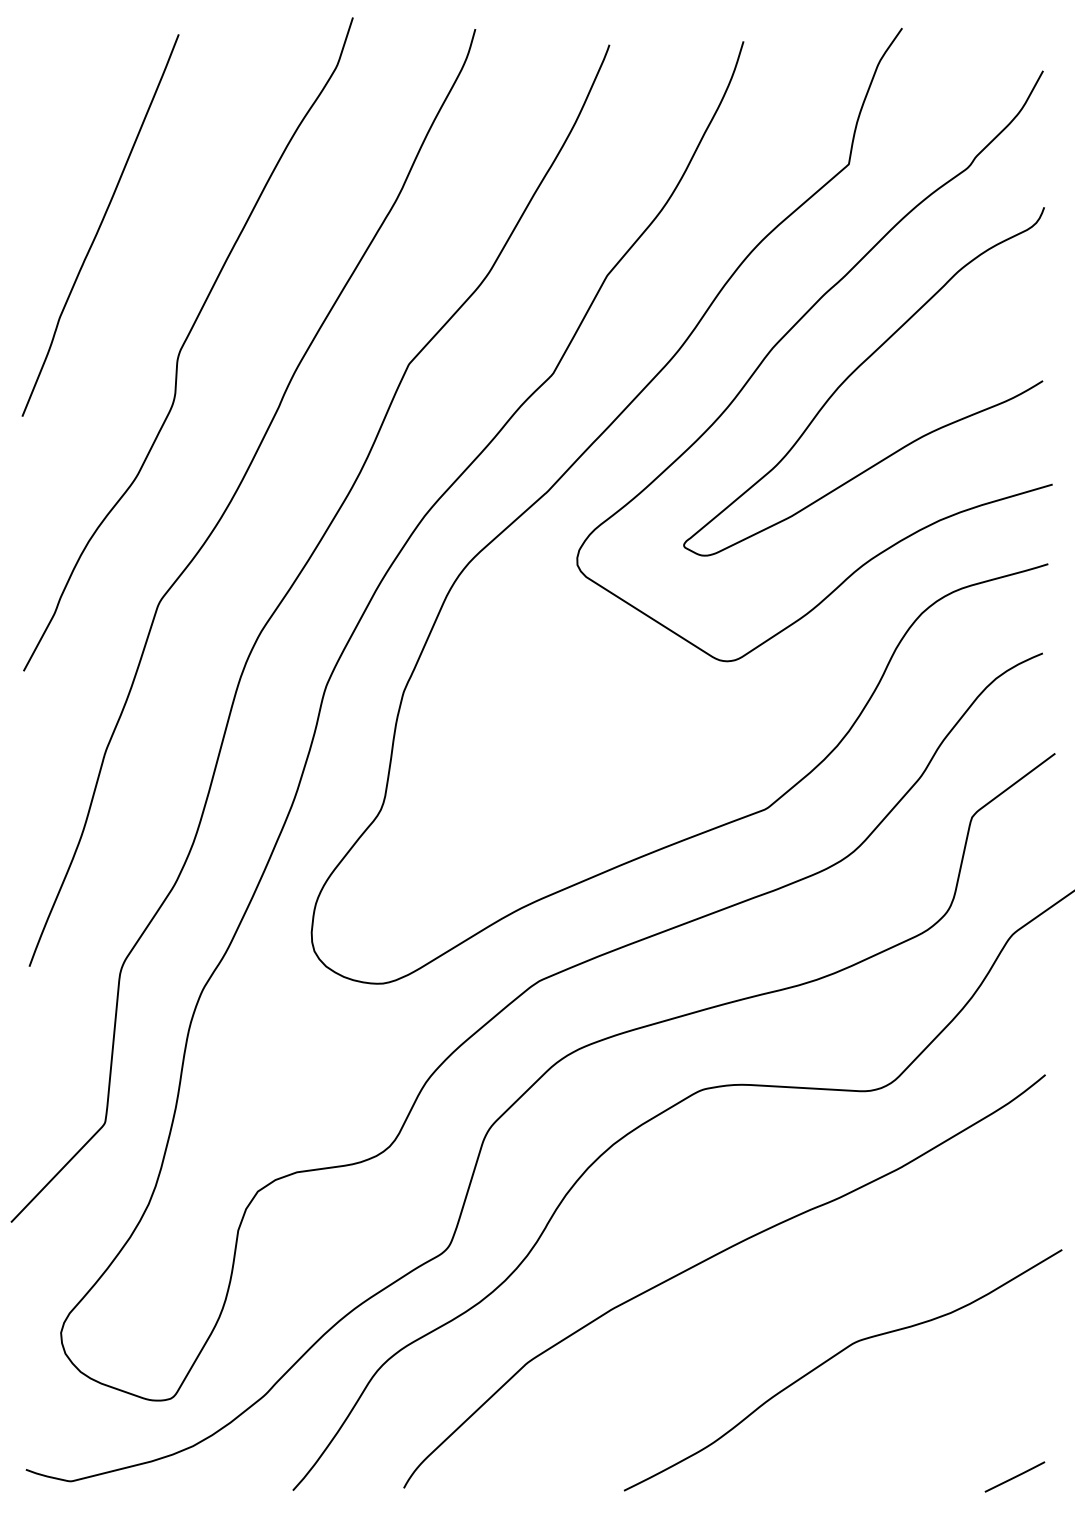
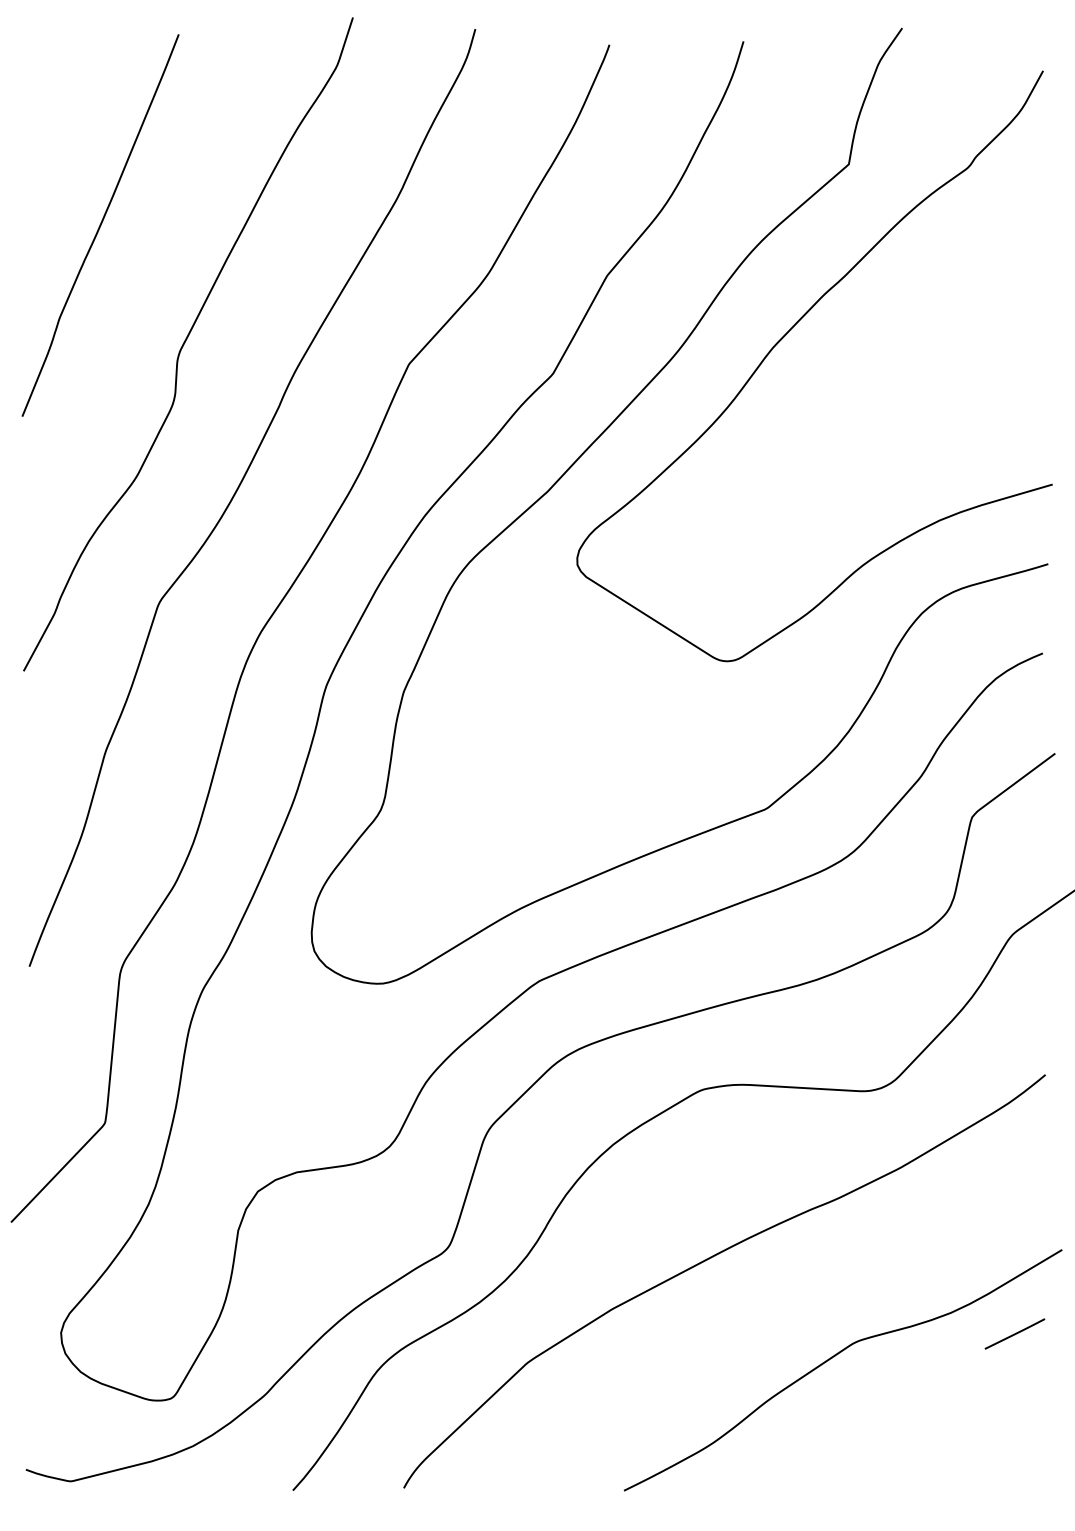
curve: present -> none (854, 372)
line position: (1014, 1476) -> (1014, 1333) (1014, 1333)
